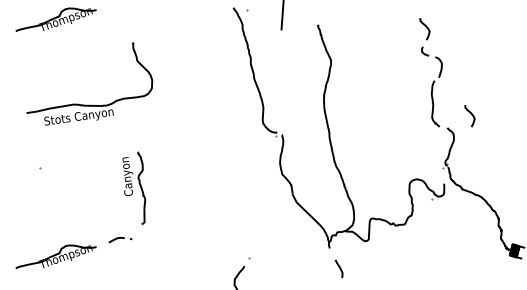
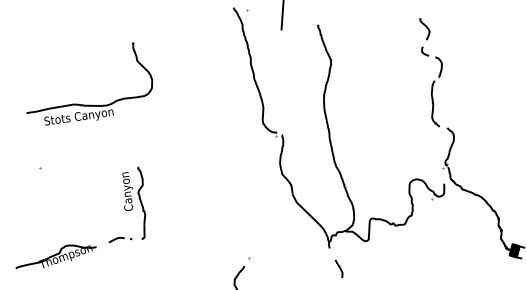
part: present -> none (55, 19)
curve: present -> none (470, 114)
part position: (134, 187) -> (134, 202) (134, 202)
